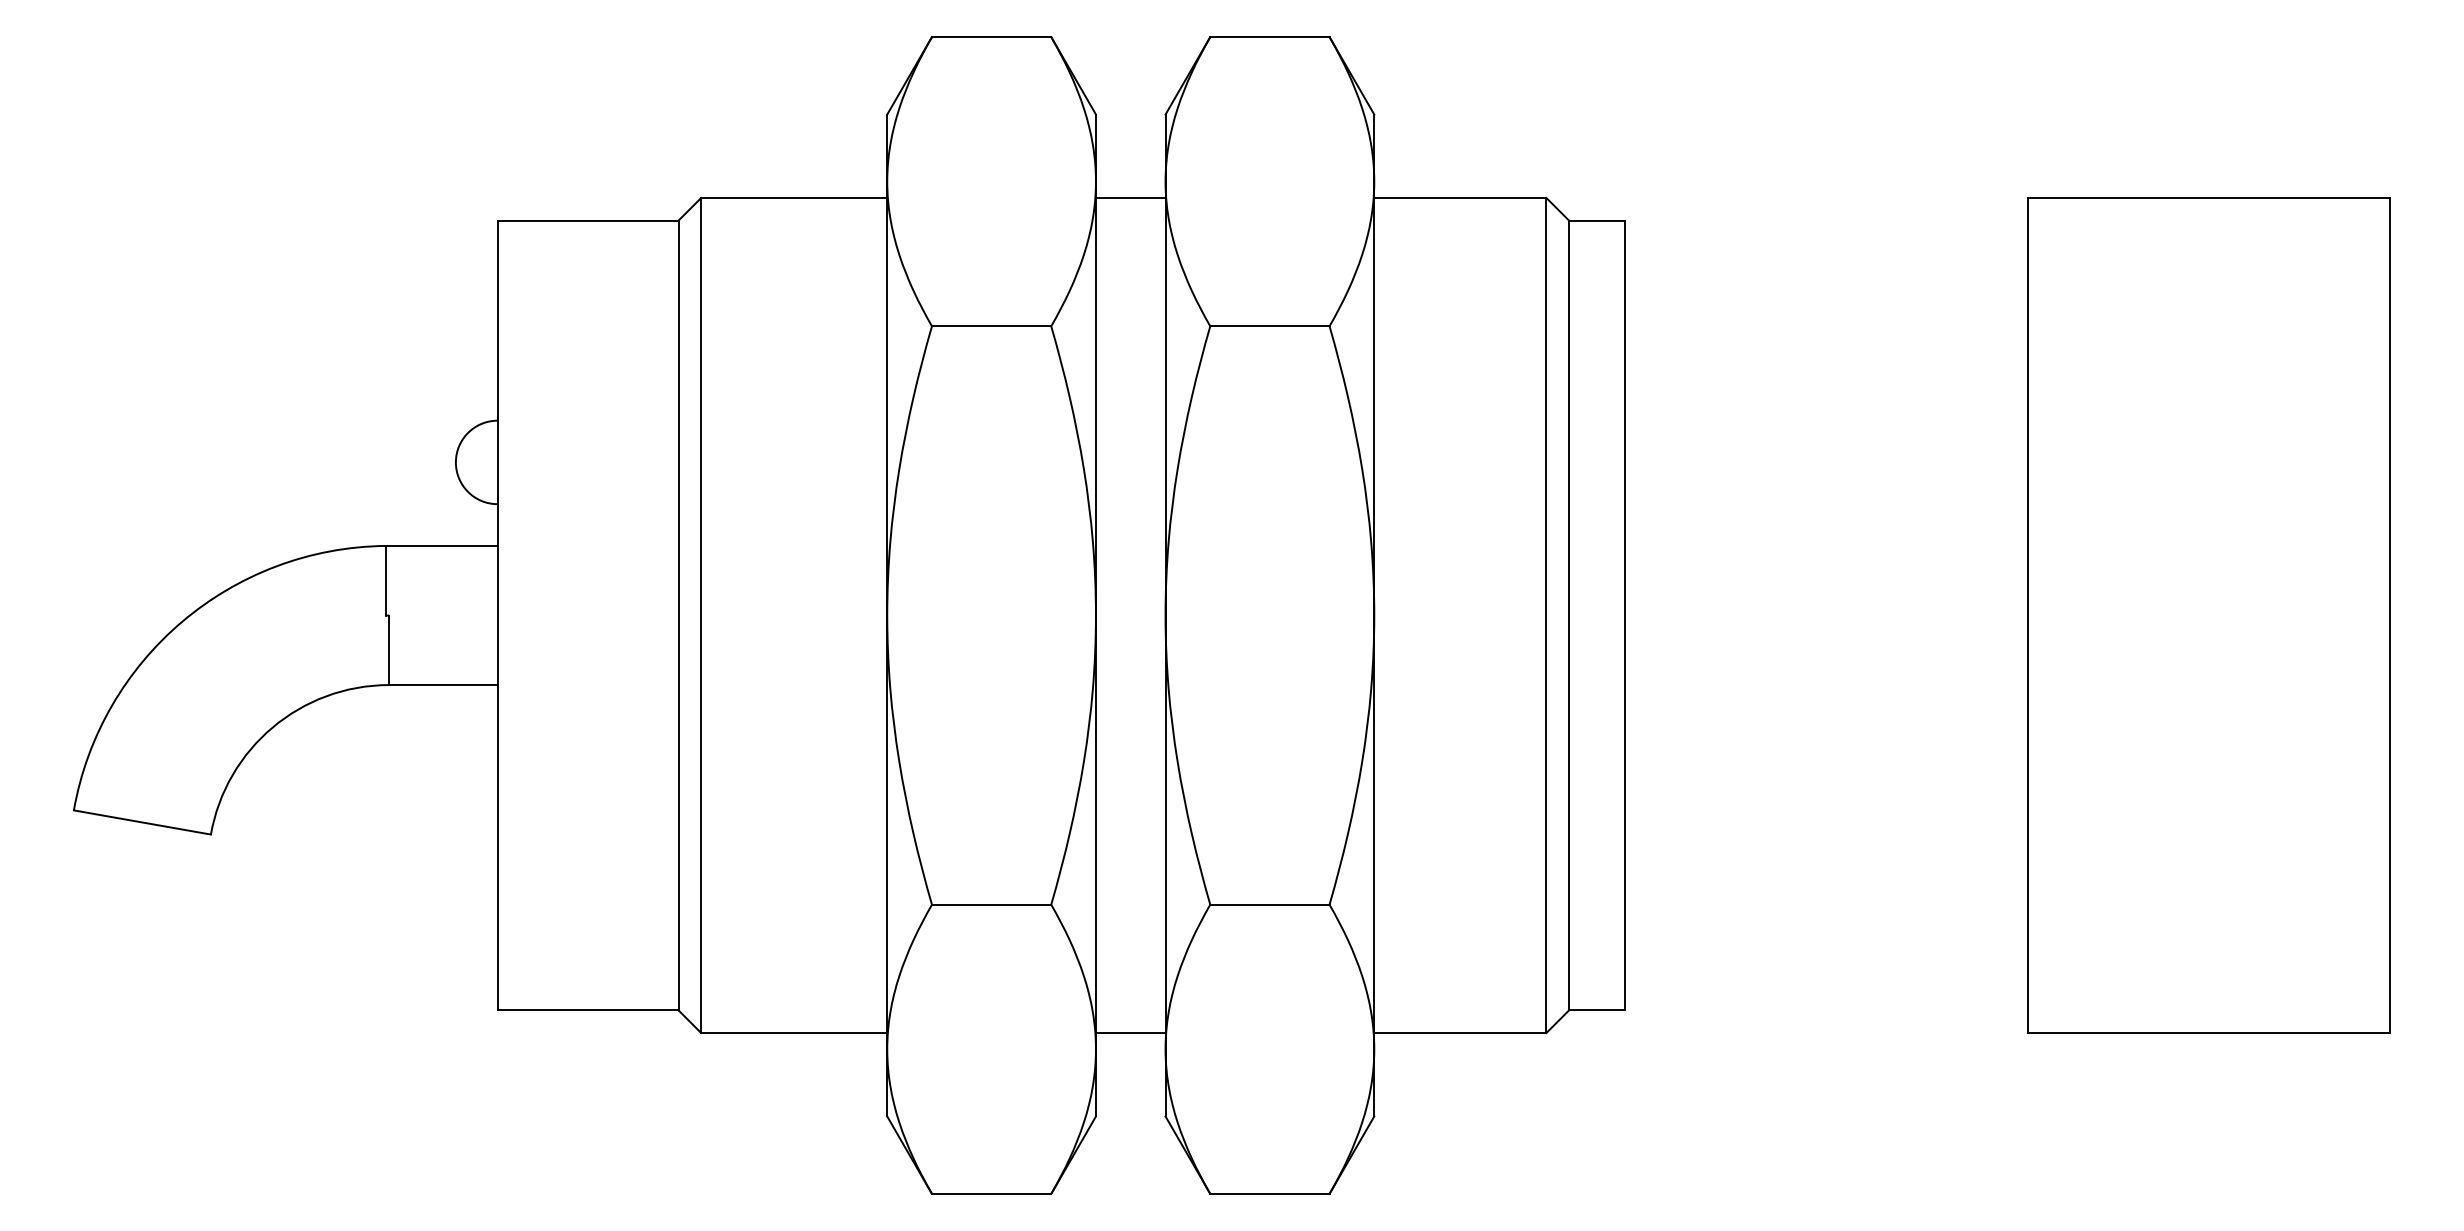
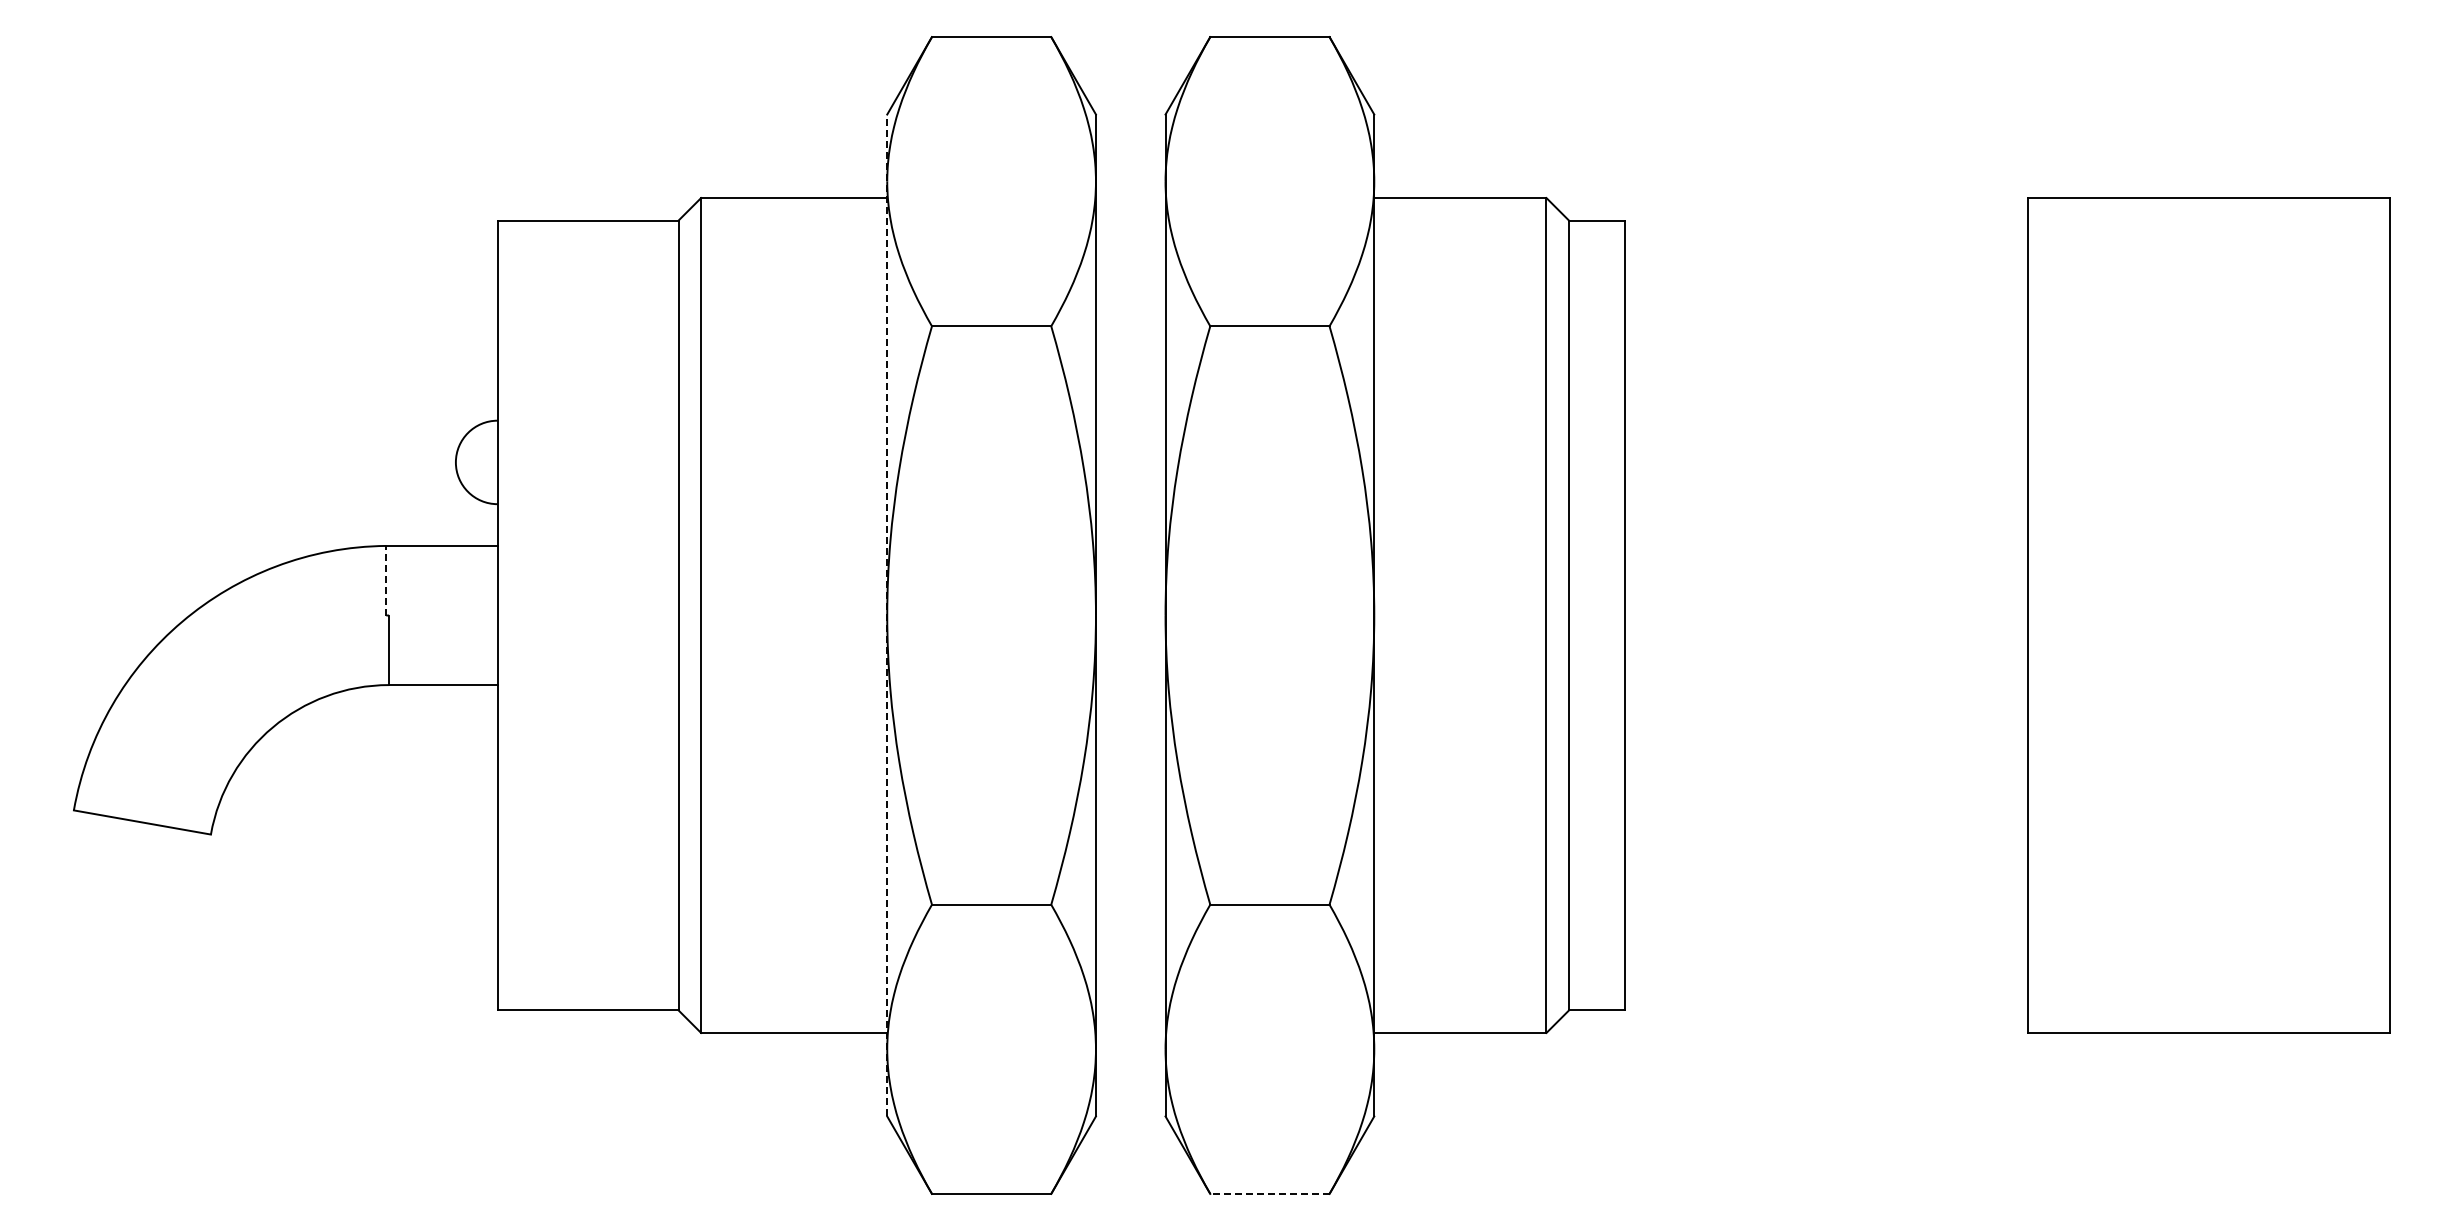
line: present -> none (1130, 198)
line: solid -> dashed (386, 580)
line: solid -> dashed (887, 615)
line: present -> none (1130, 1032)
line: solid -> dashed (1269, 1193)
